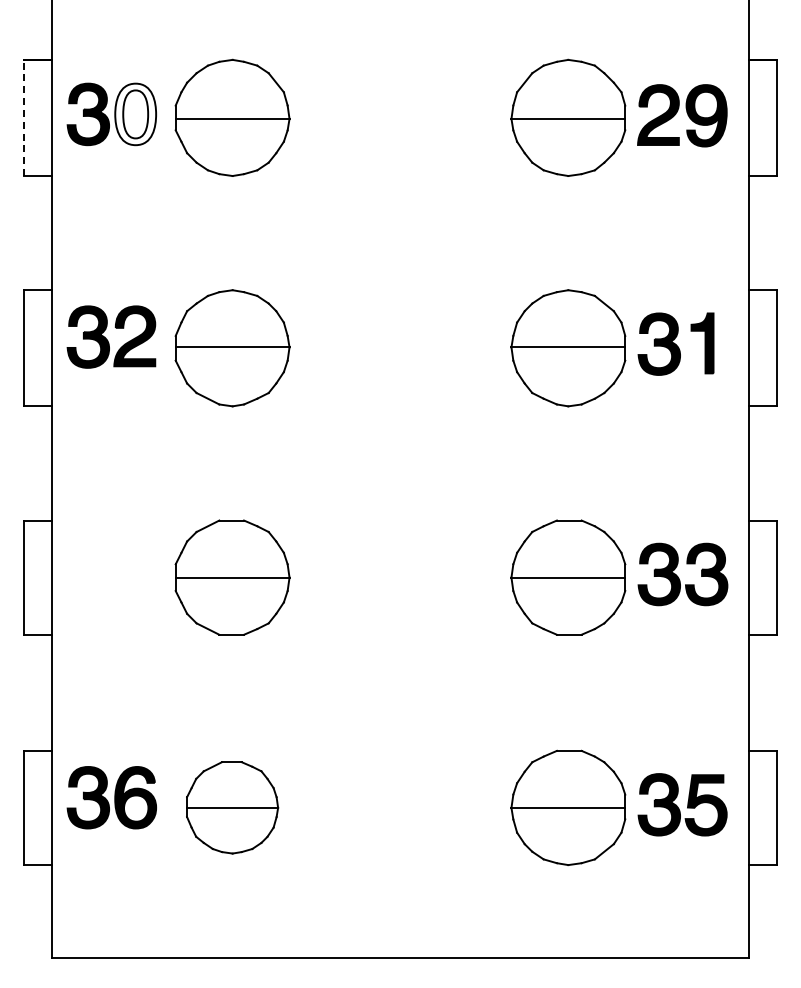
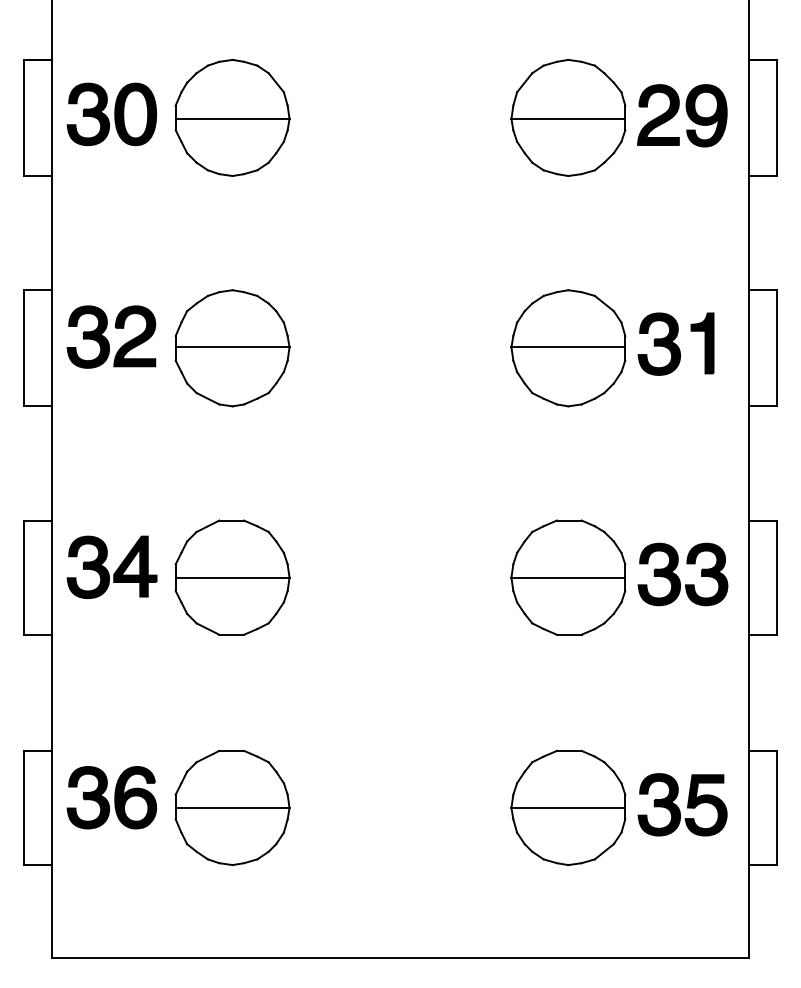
fill: none -> present (135, 114)
line: dashed -> solid (24, 117)
part: none -> present (111, 567)
part size: 94x94 px -> 117x117 px (232, 807)
